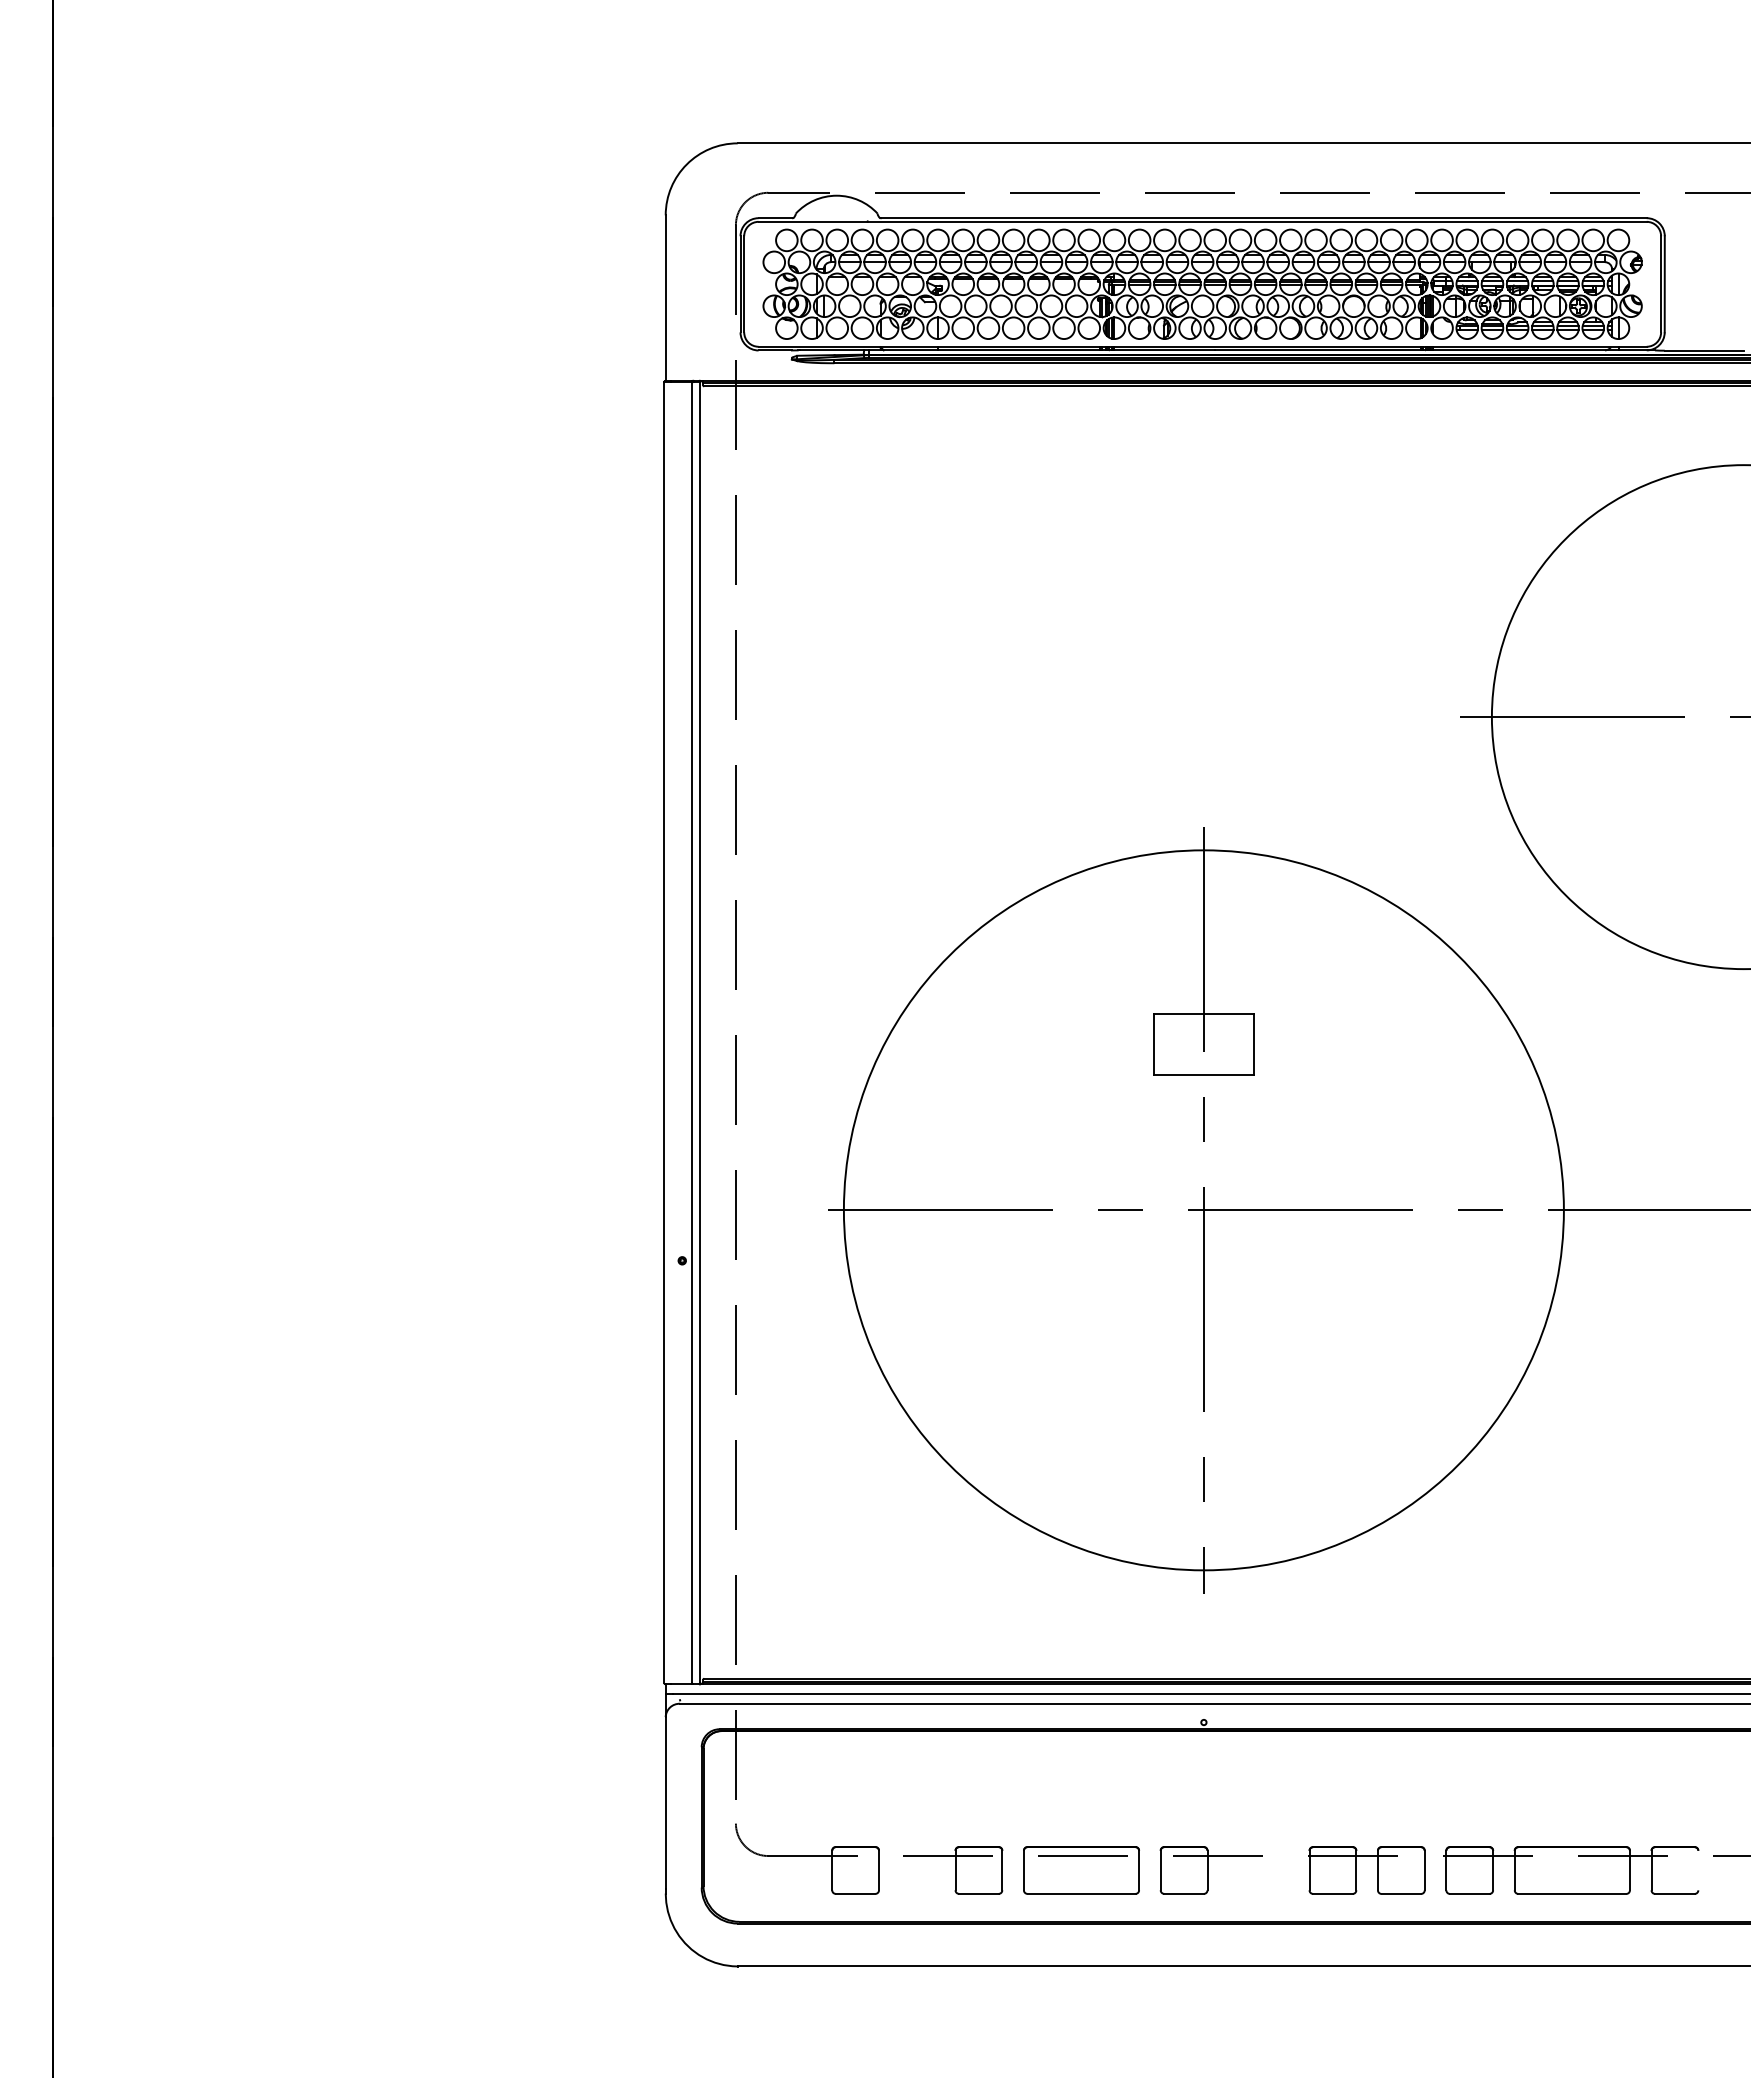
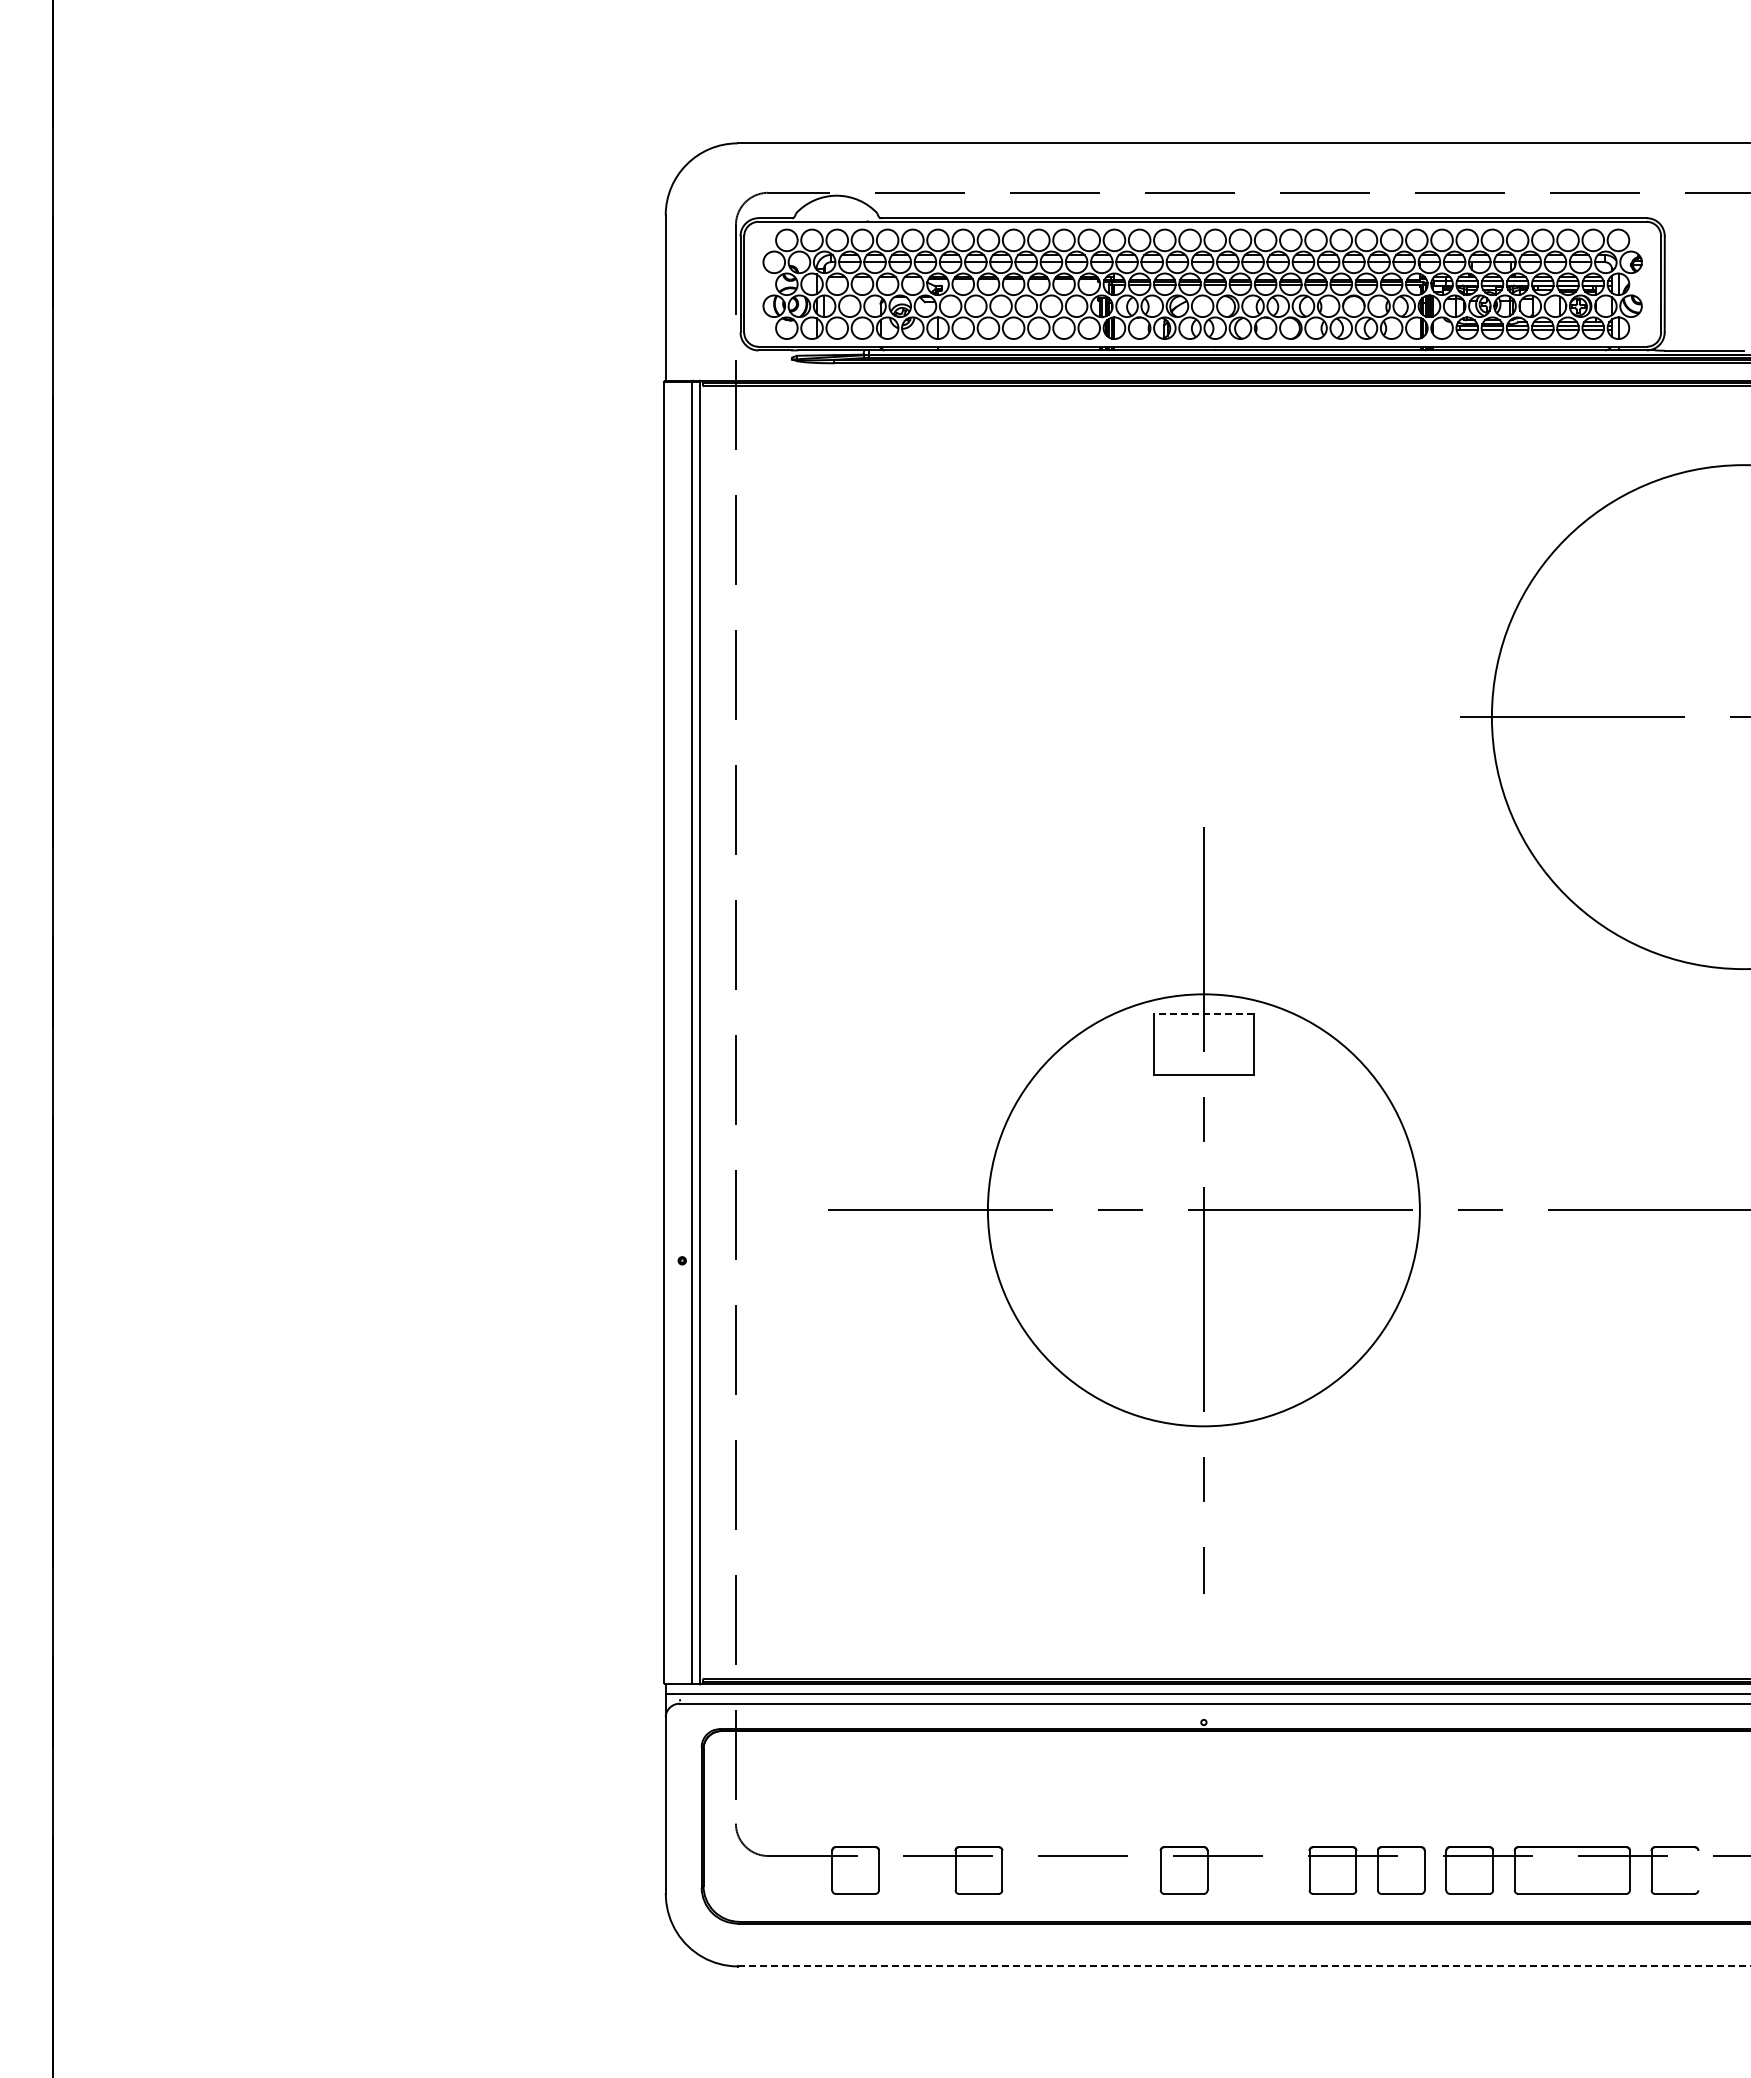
line: solid -> dashed (1203, 1014)
circle diameter: 720 px -> 432 px (1203, 1210)
part: present -> none (1081, 1870)
line: solid -> dashed (1244, 1966)
